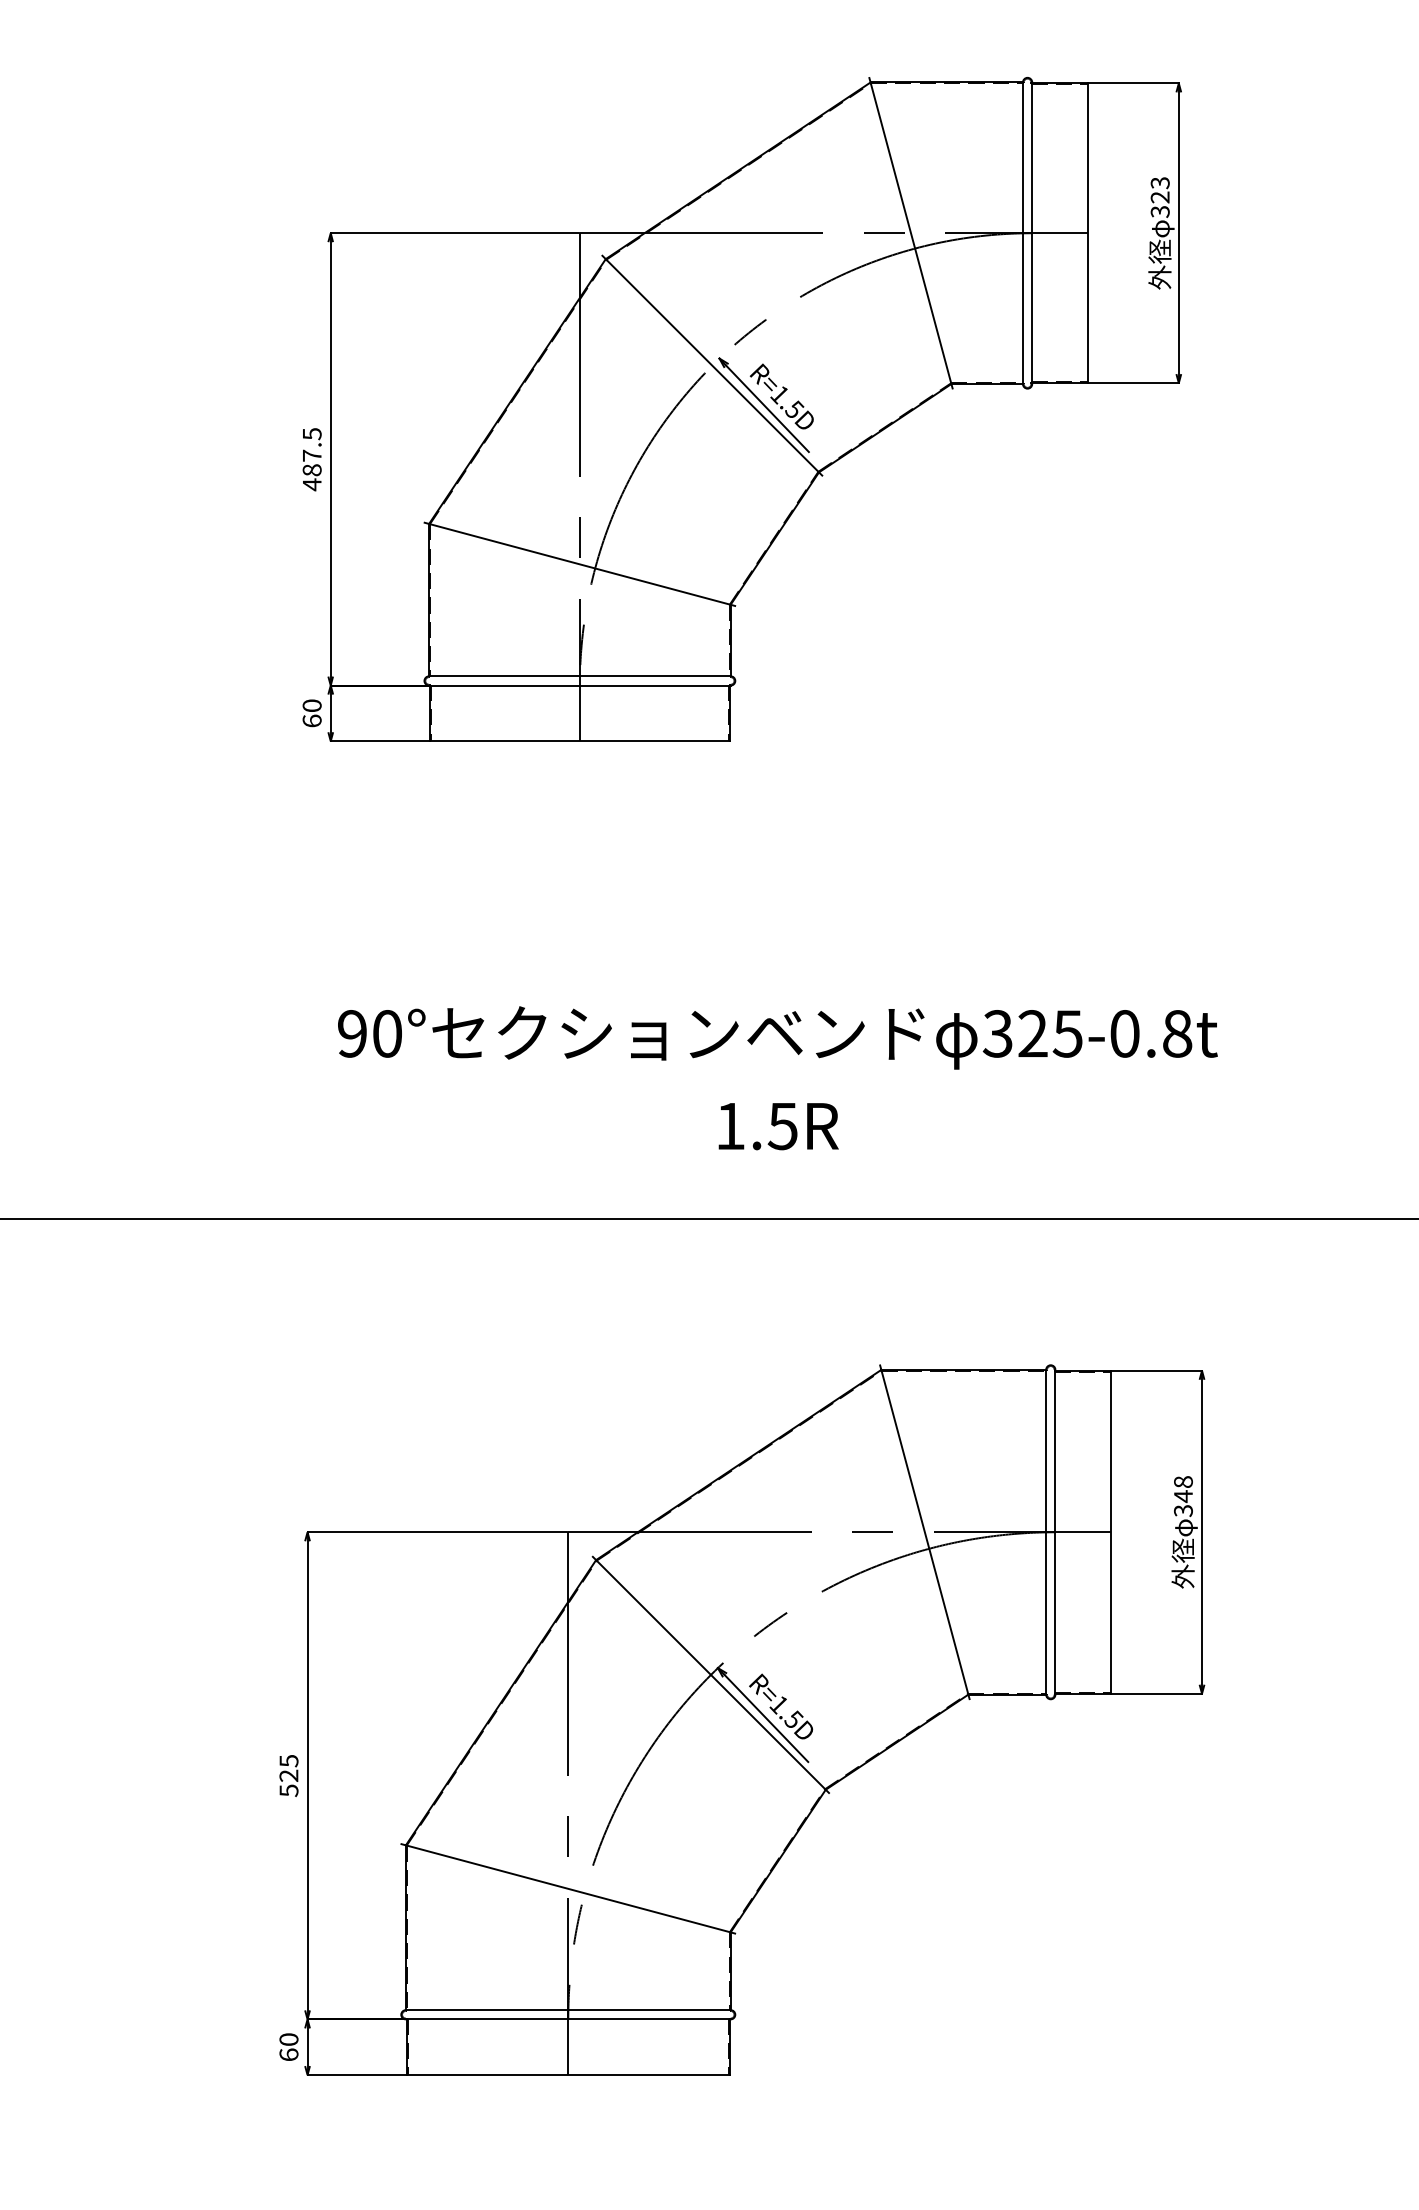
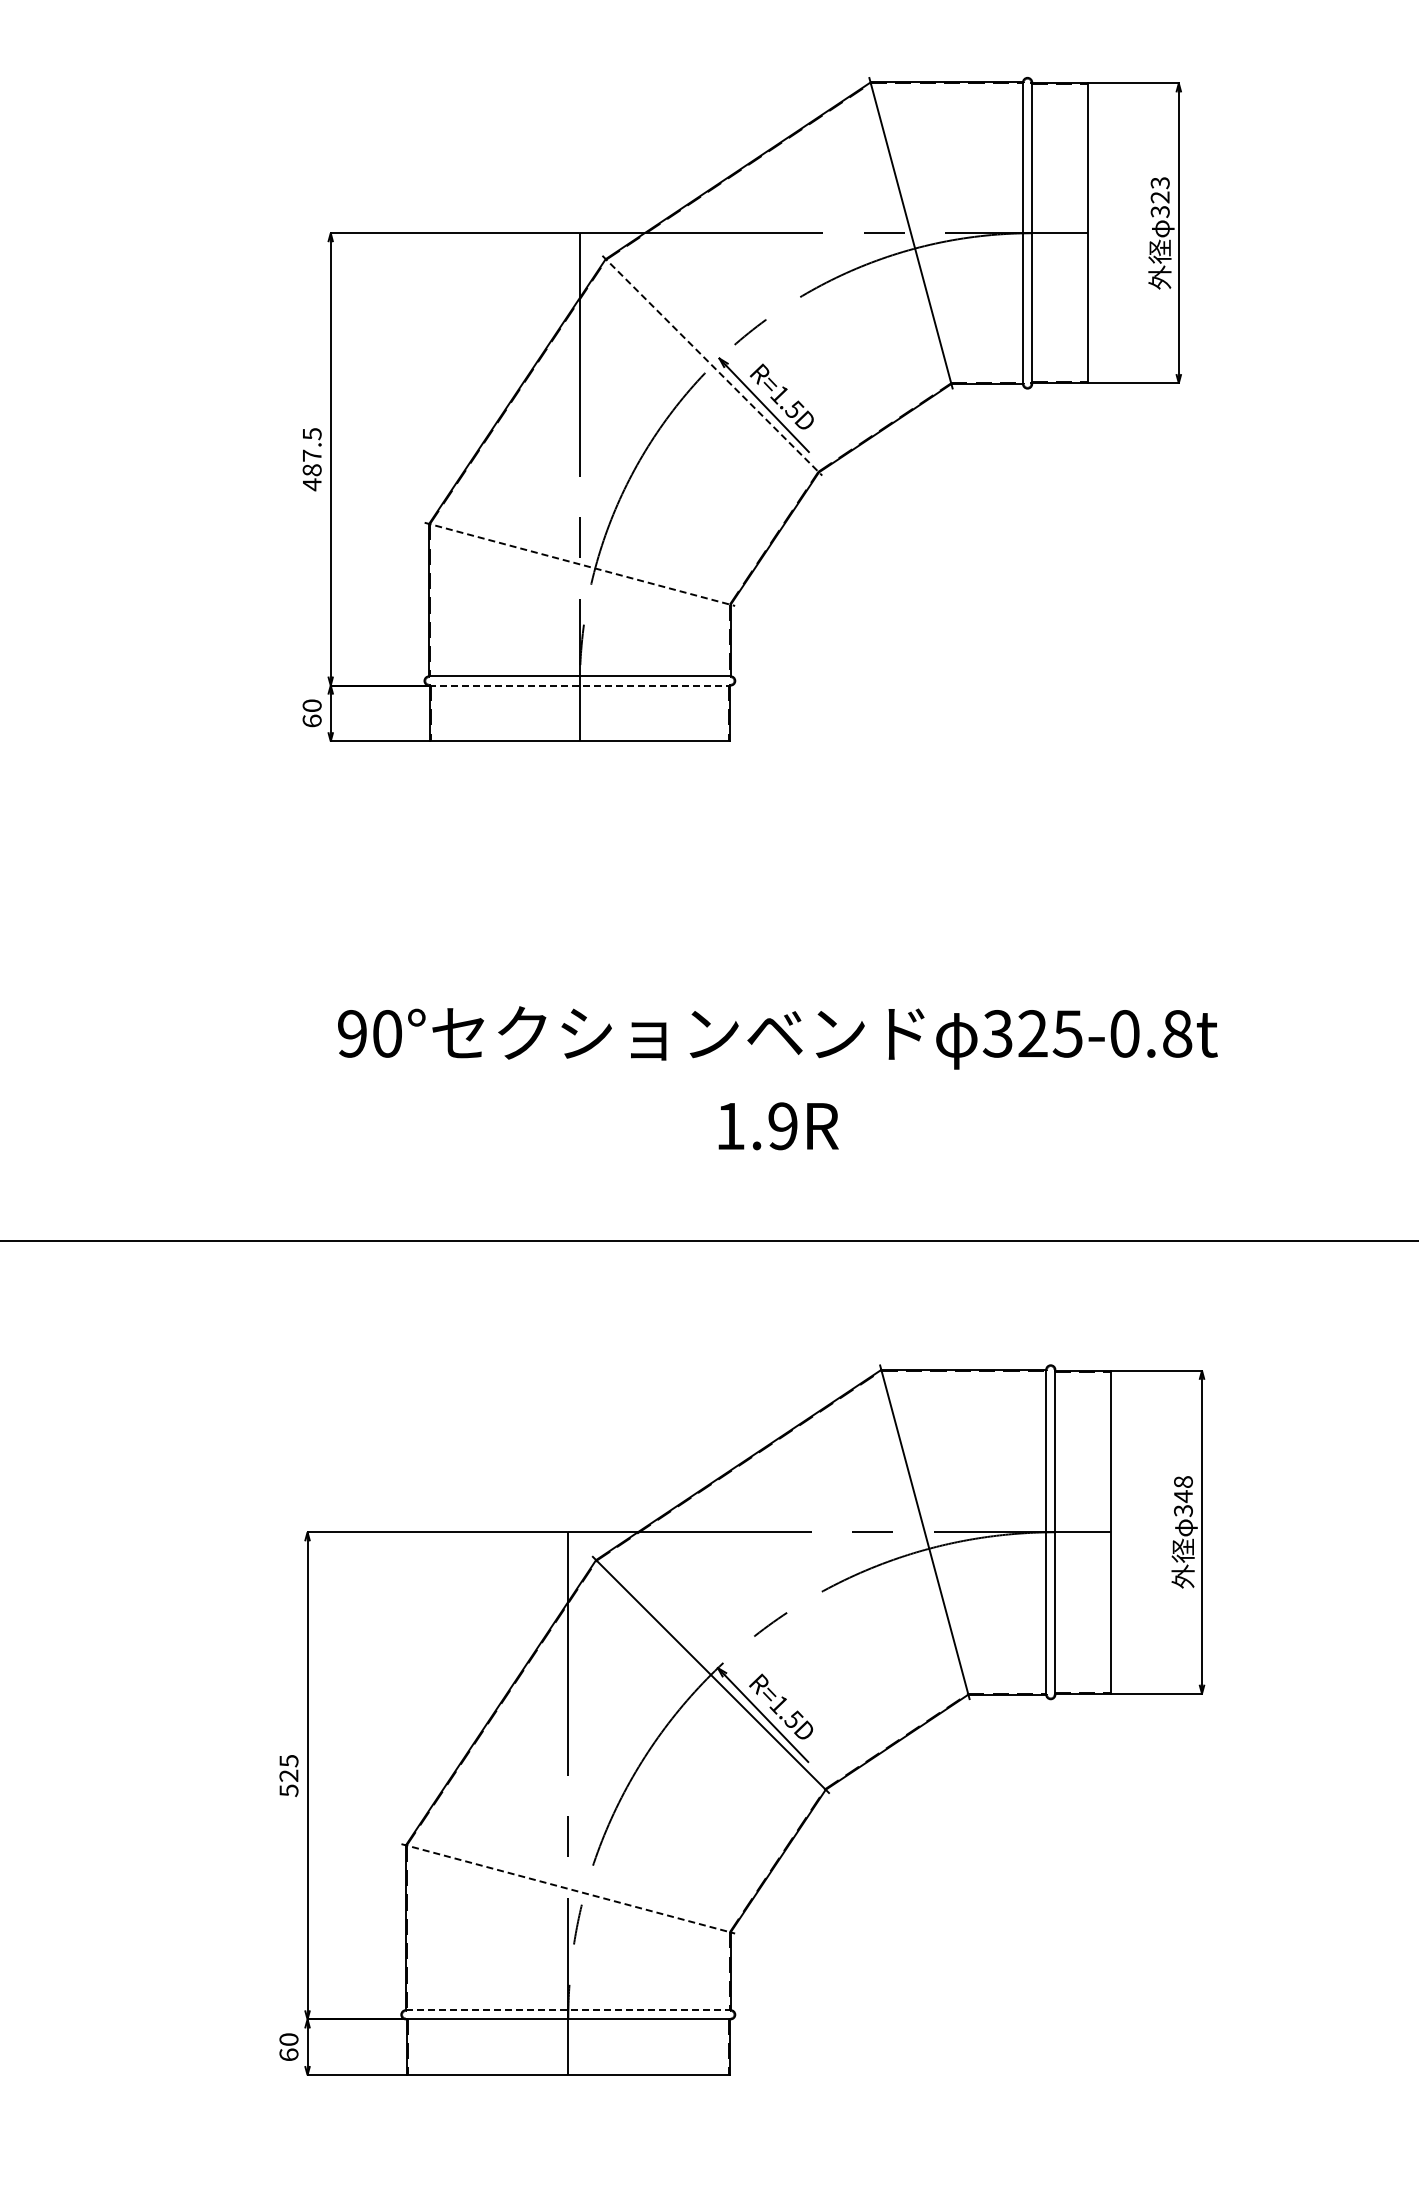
line: solid -> dashed (712, 366)
line: solid -> dashed (579, 564)
line: solid -> dashed (579, 685)
text: 1.5R -> 1.9R (782, 1126)
line position: (708, 1219) -> (708, 1241) (708, 1241)
line: solid -> dashed (568, 1888)
line: solid -> dashed (568, 2010)
